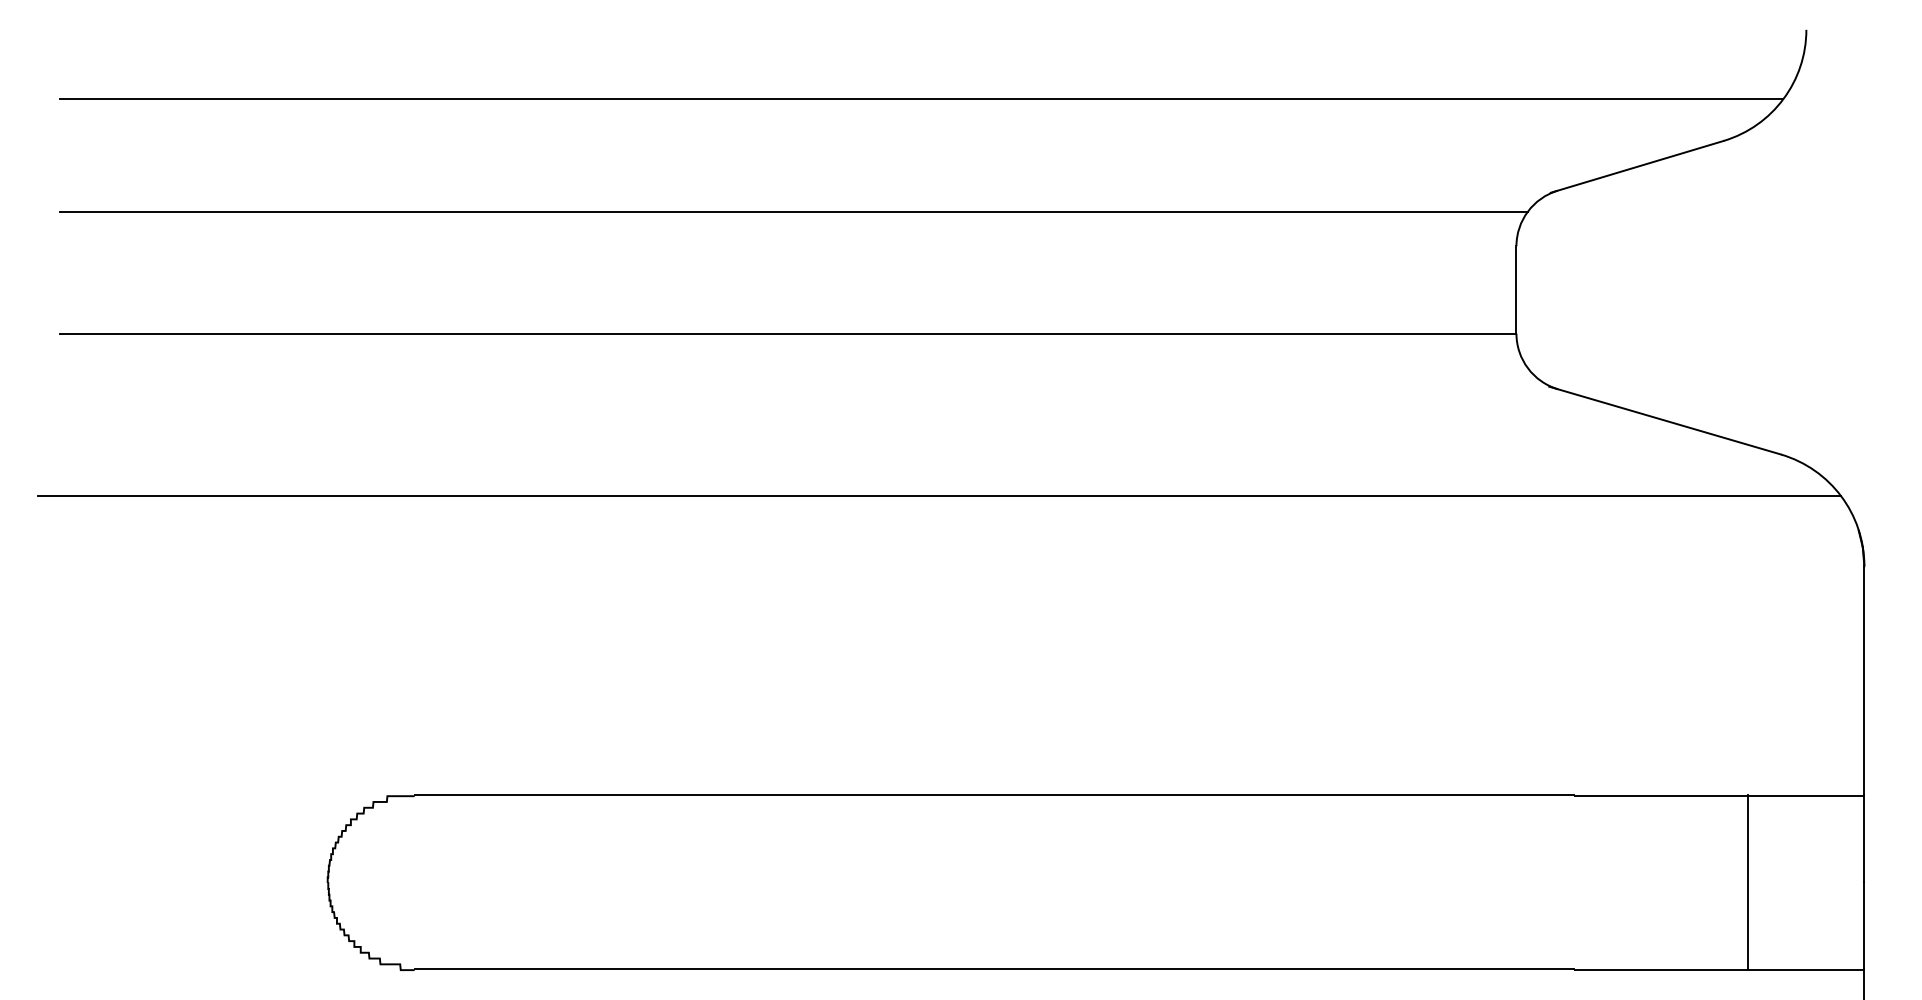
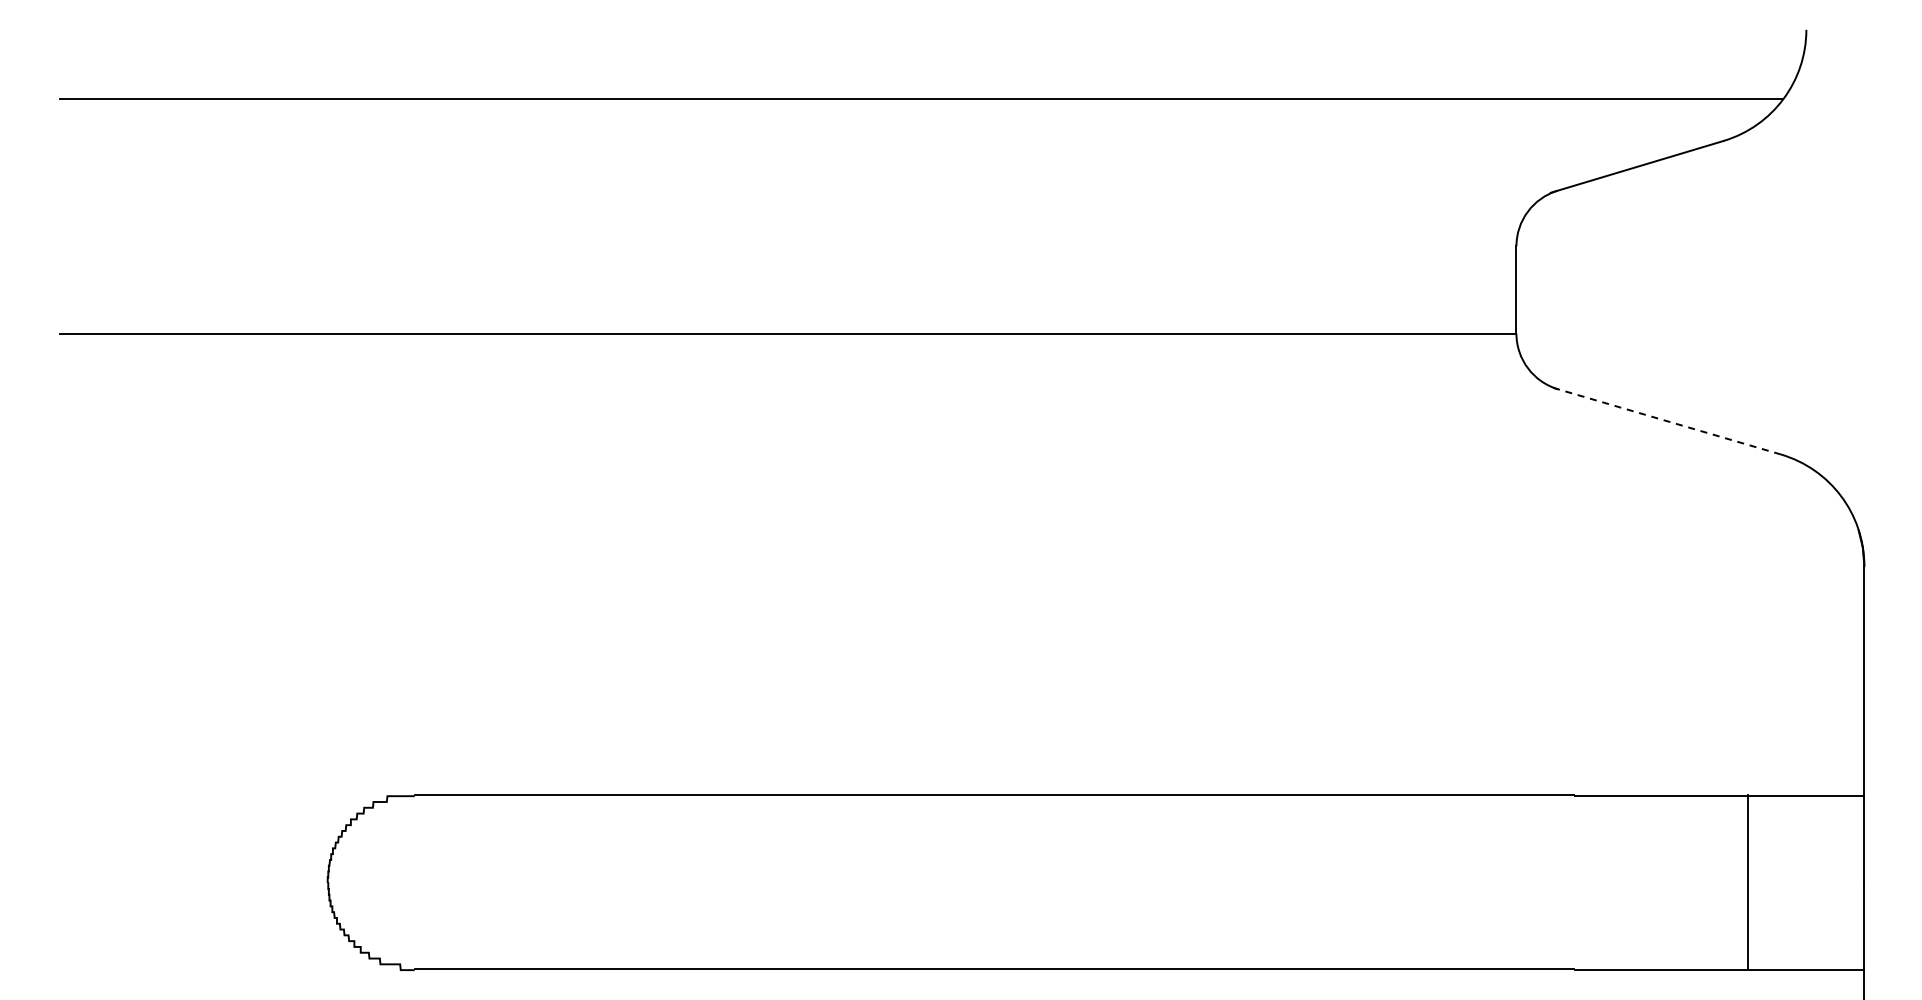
line: present -> none (793, 211)
line: solid -> dashed (1665, 420)
line: present -> none (939, 496)
